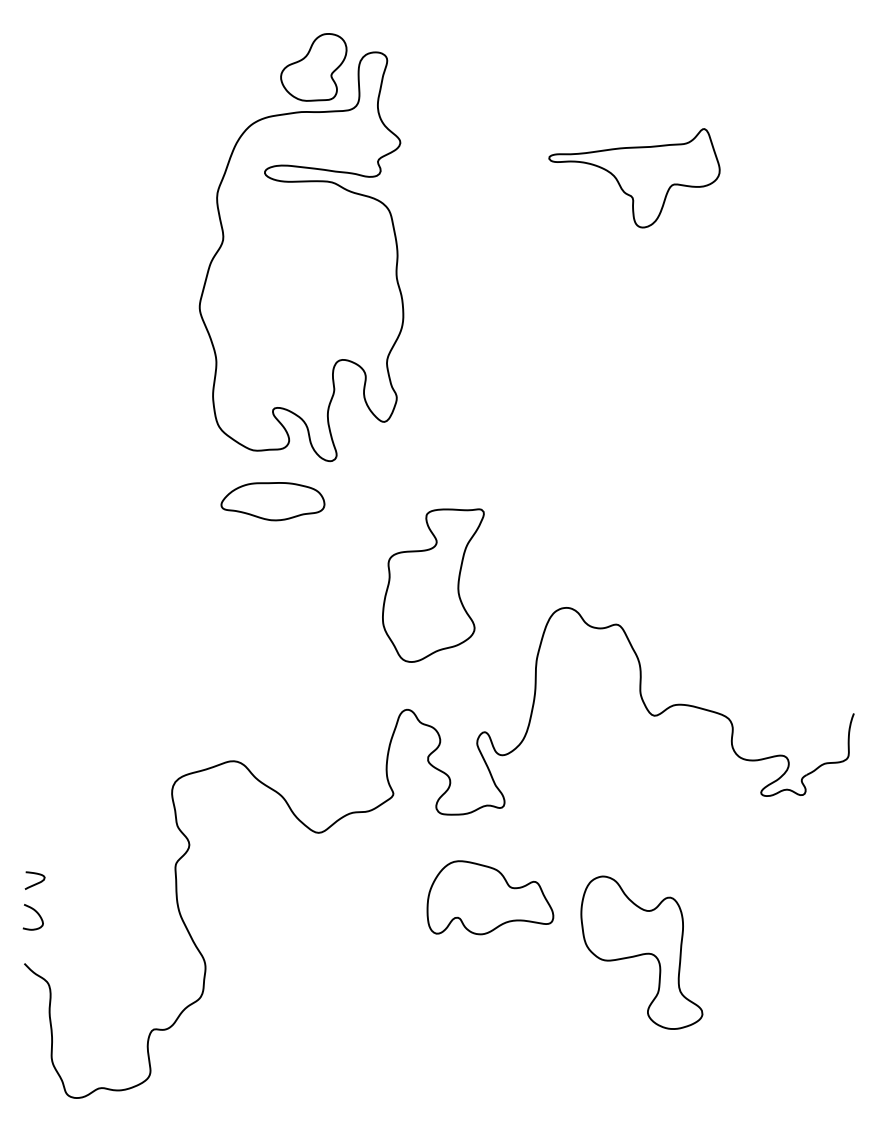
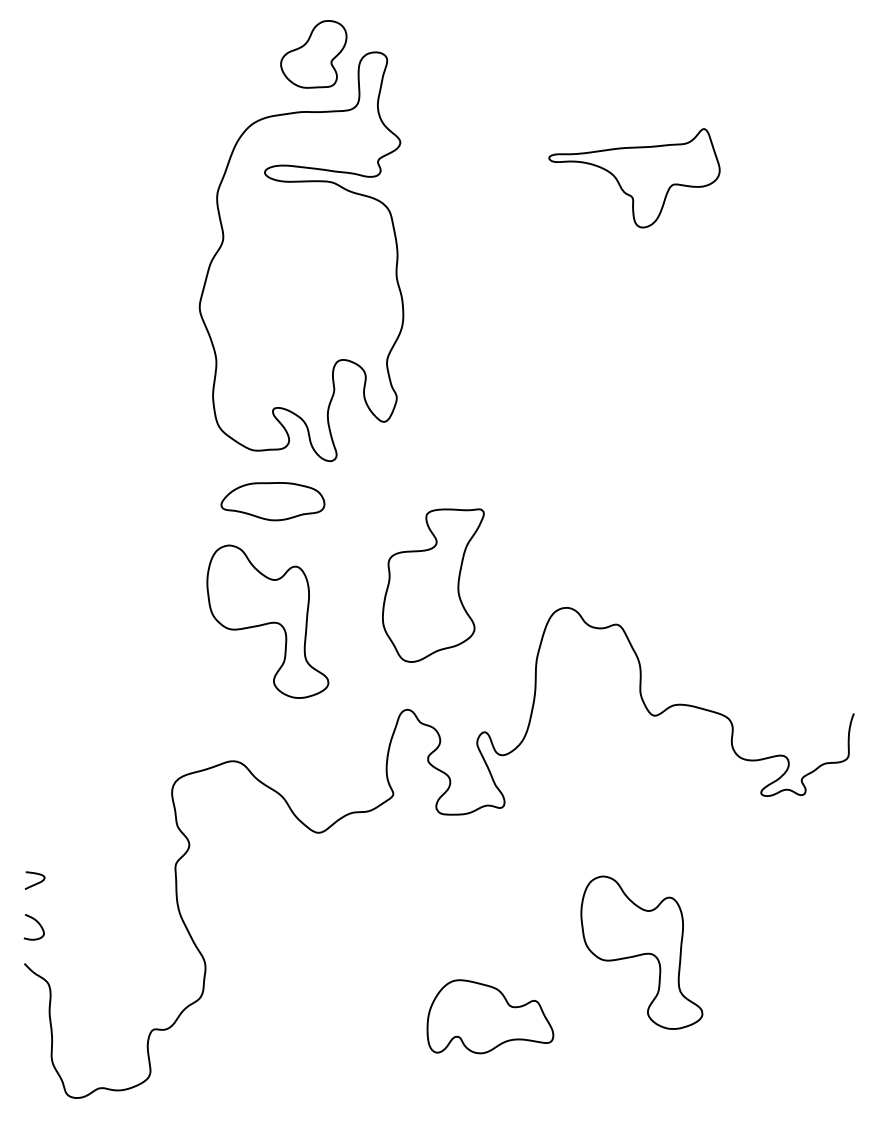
part position: (313, 67) -> (313, 54) (313, 54)
part: none -> present (267, 621)
part position: (490, 897) -> (490, 1016) (490, 1016)
curve position: (36, 913) -> (37, 923) (37, 923)
